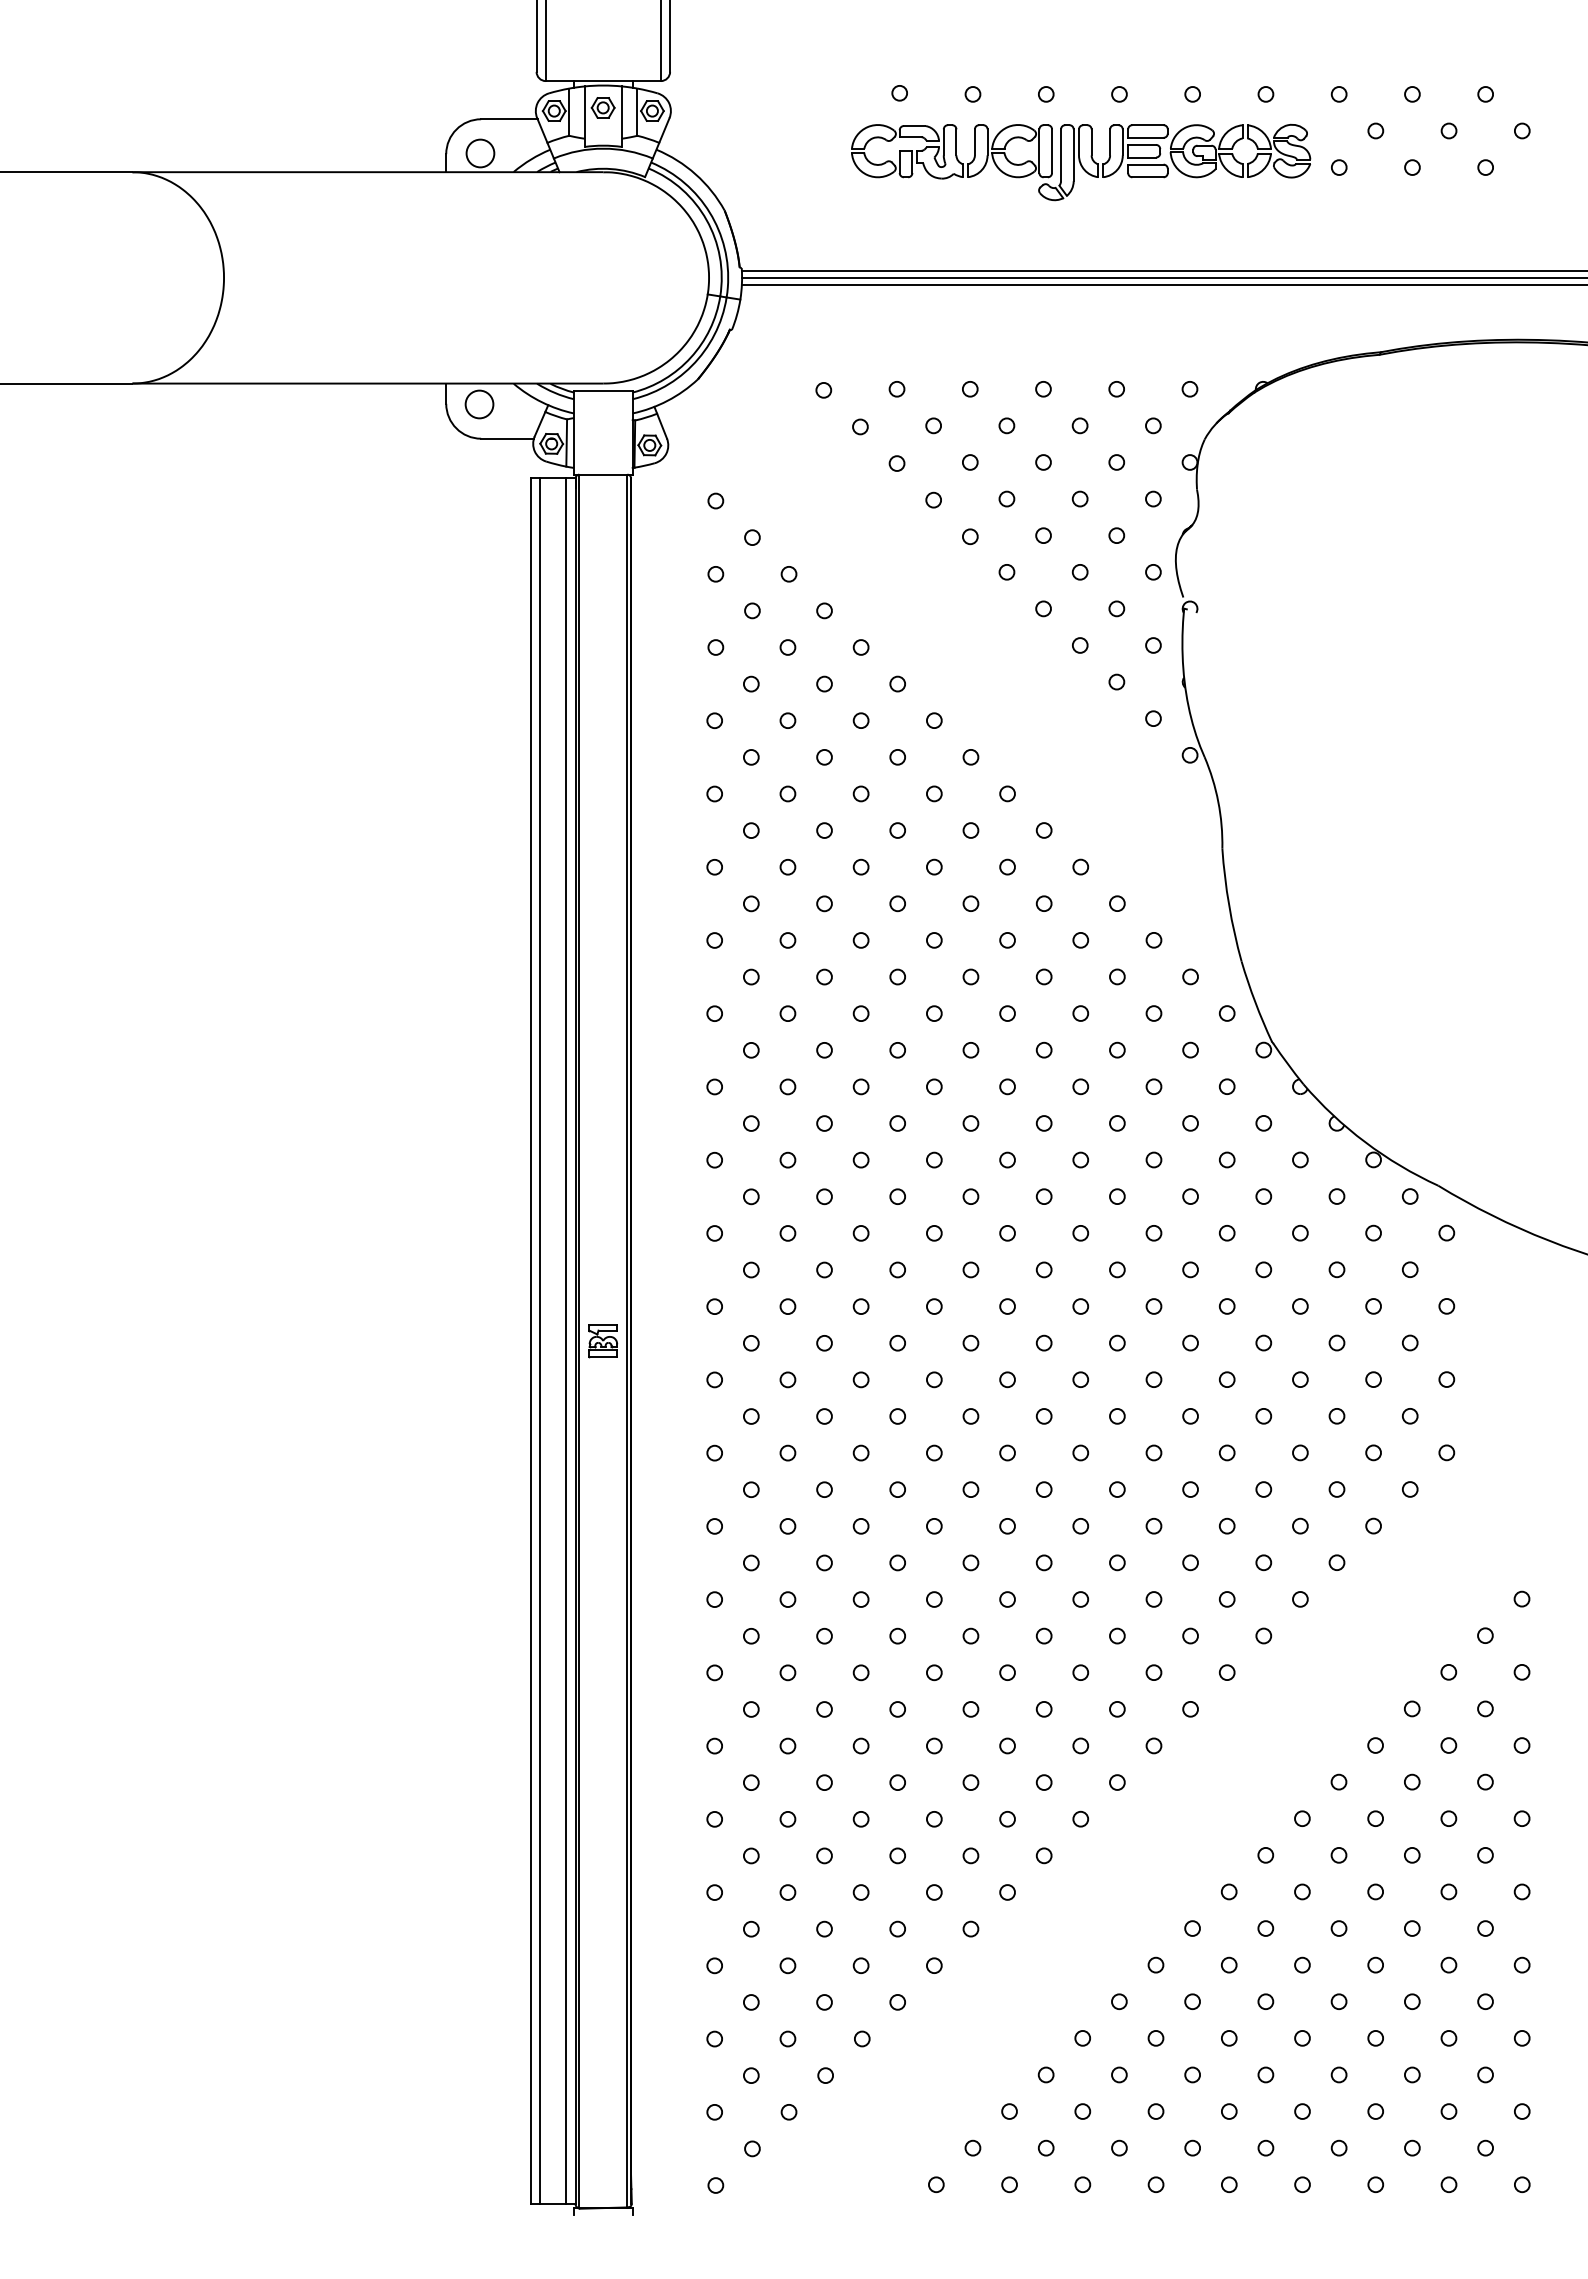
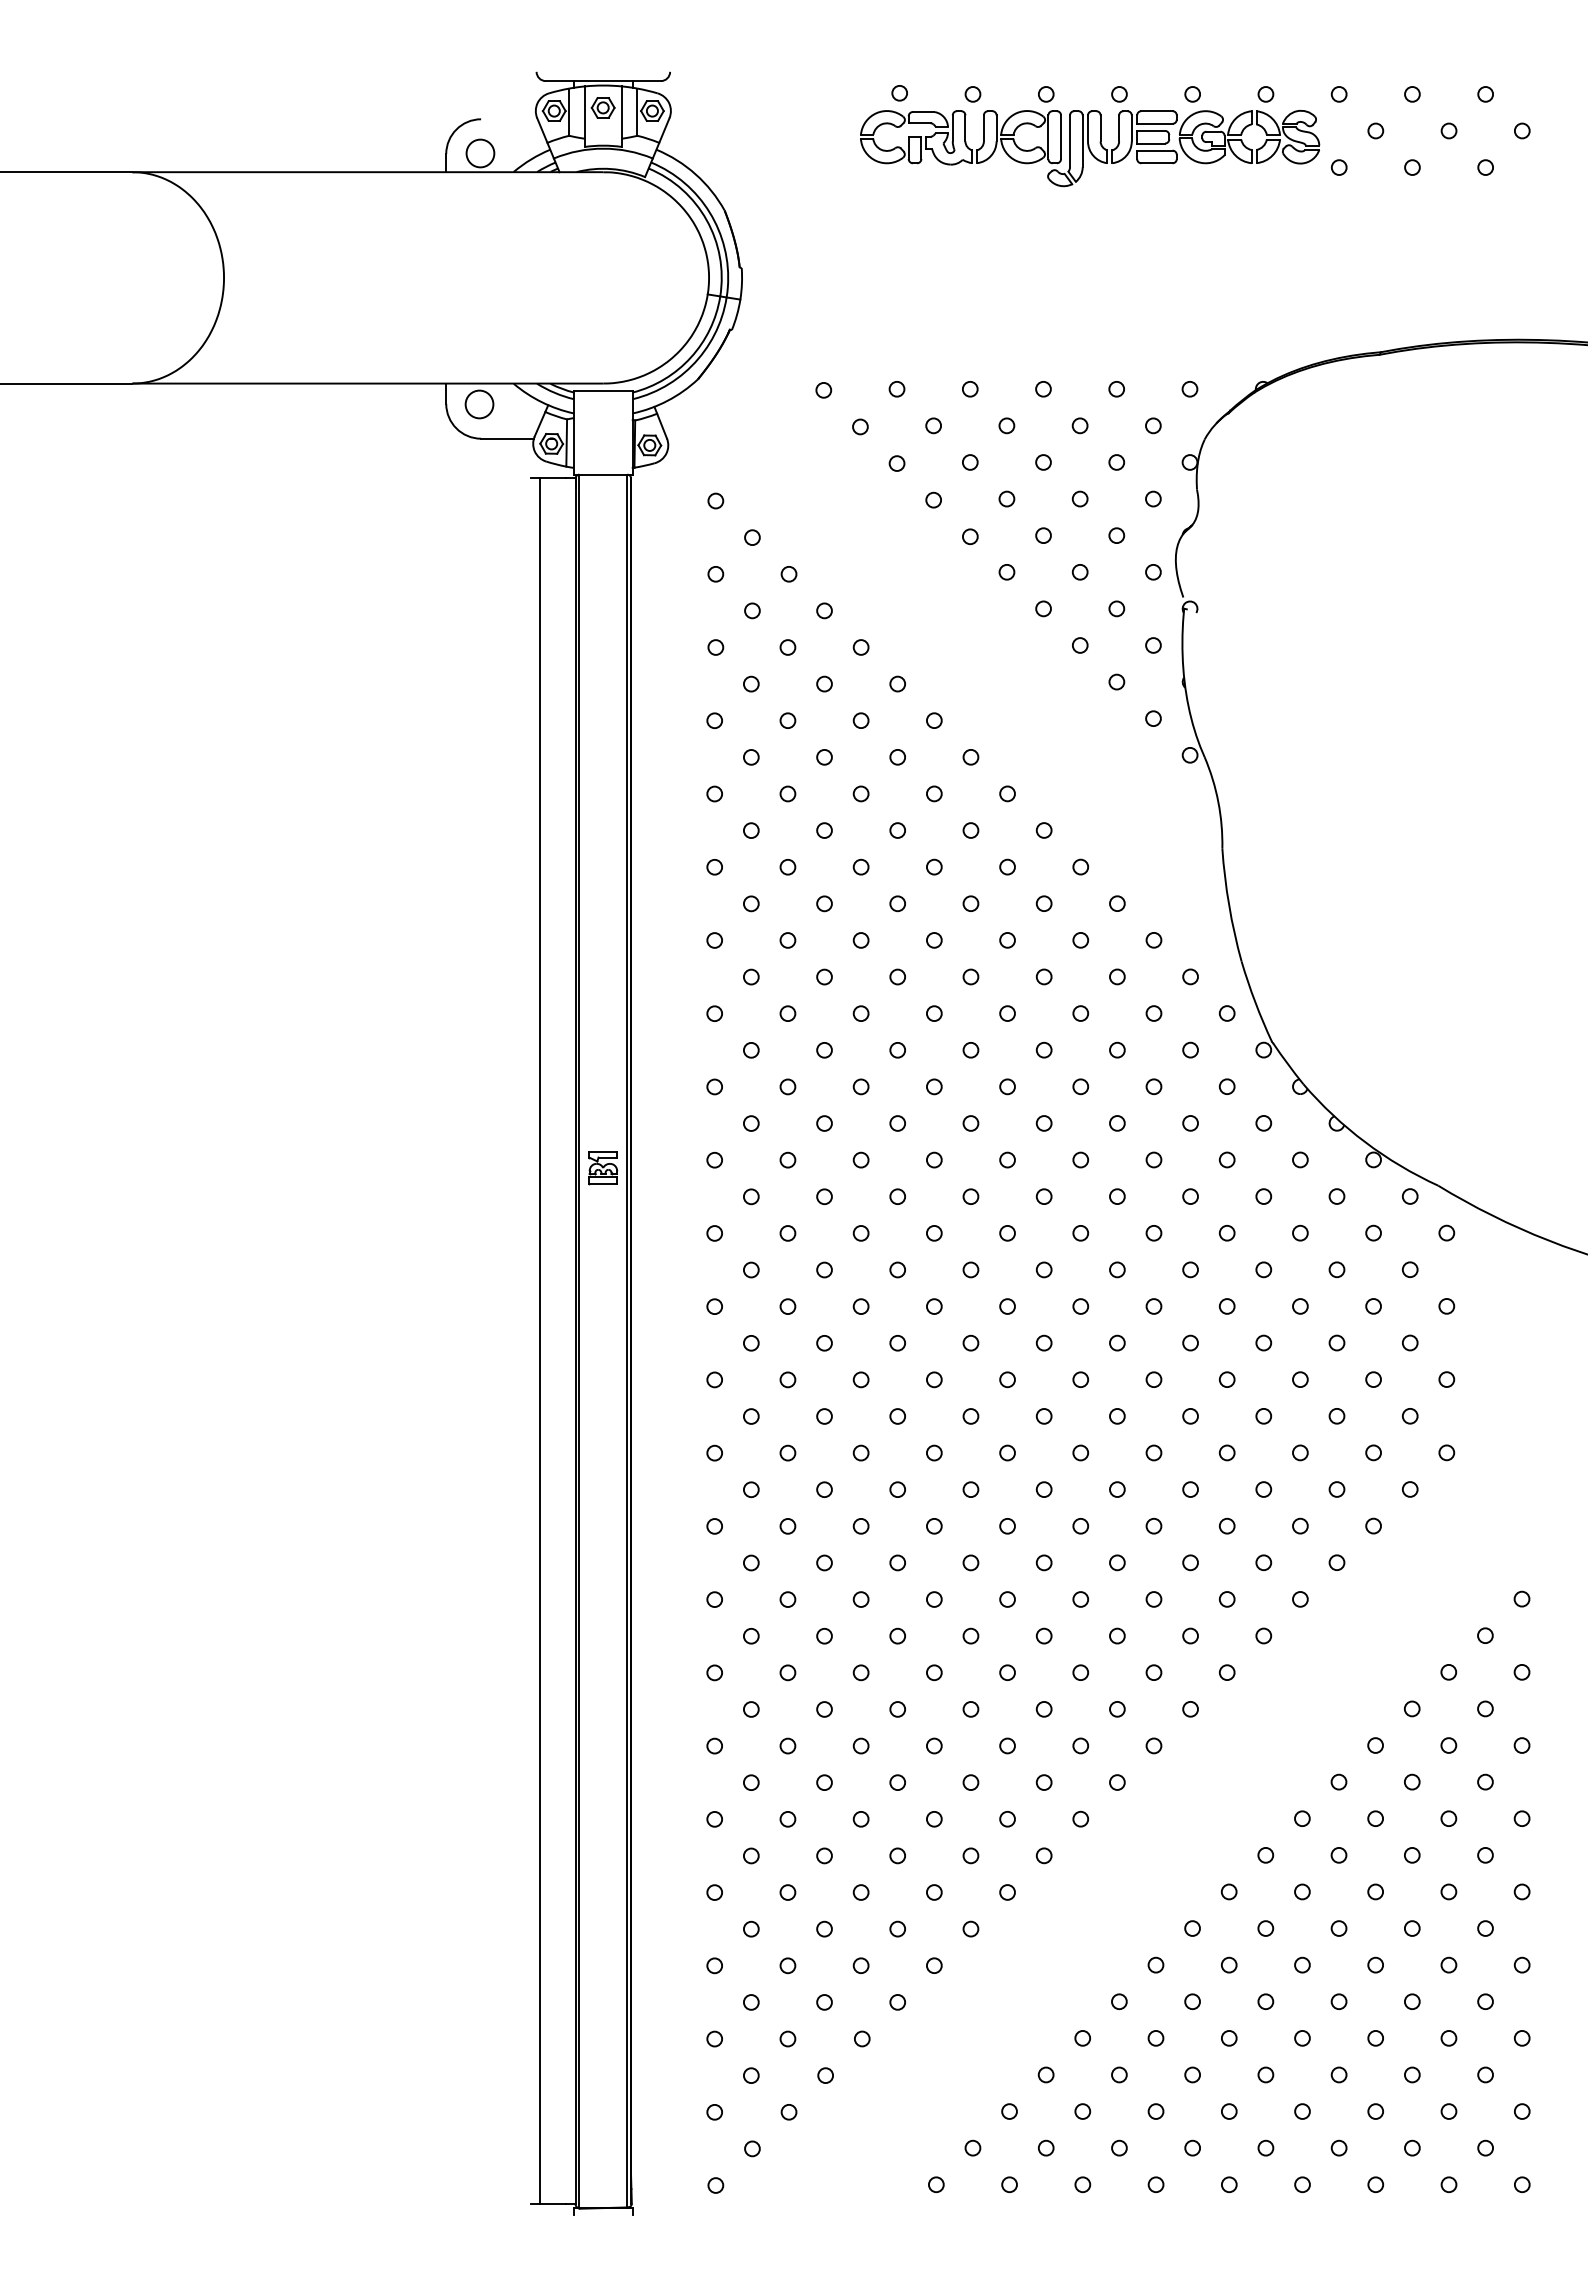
line: present -> none (536, 36)
line: present -> none (670, 36)
line: present -> none (545, 41)
line: present -> none (660, 41)
line: present -> none (509, 119)
part position: (1081, 162) -> (1090, 148) (1090, 148)
line: present -> none (1162, 271)
line: present -> none (1163, 277)
line: present -> none (1162, 284)
line: present -> none (531, 1341)
line: present -> none (566, 1341)
part position: (603, 1341) -> (603, 1168) (603, 1168)
